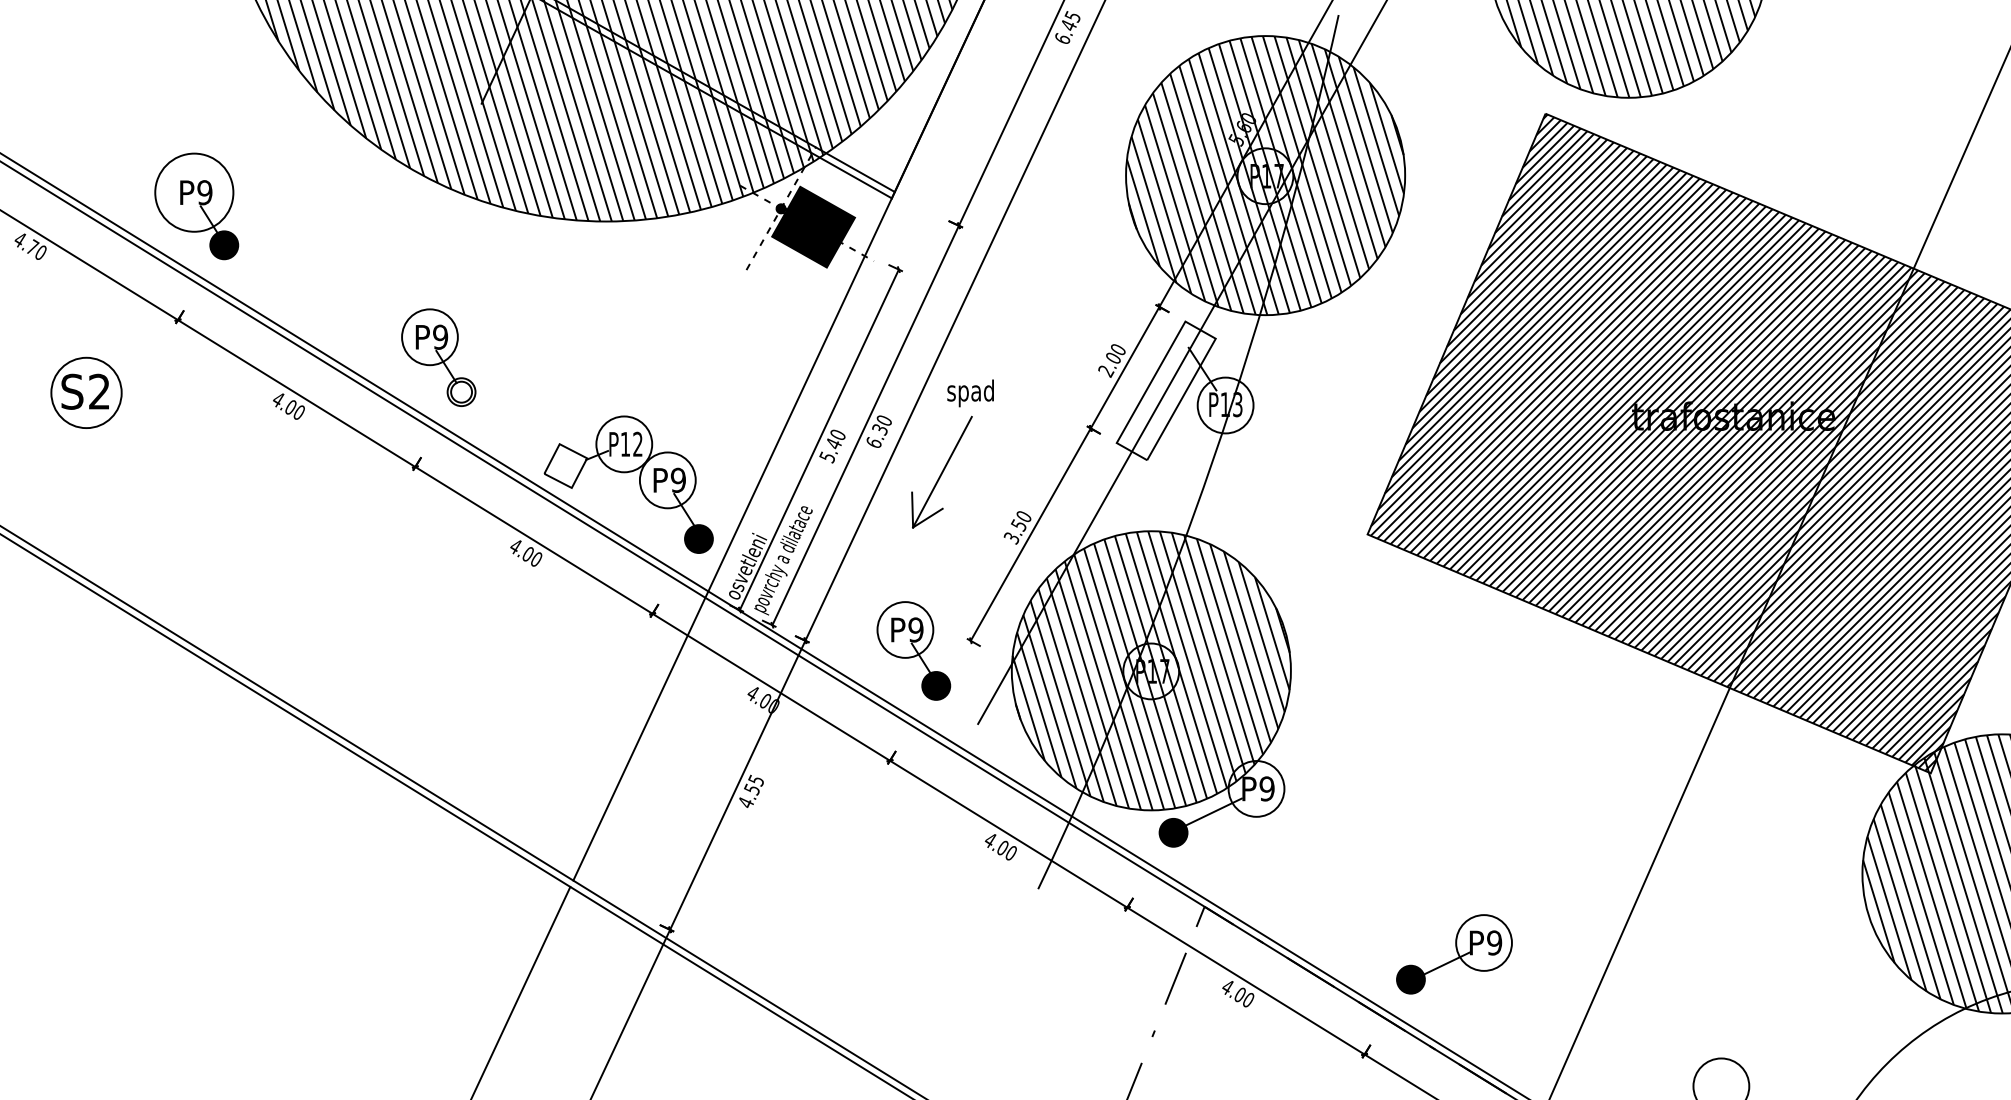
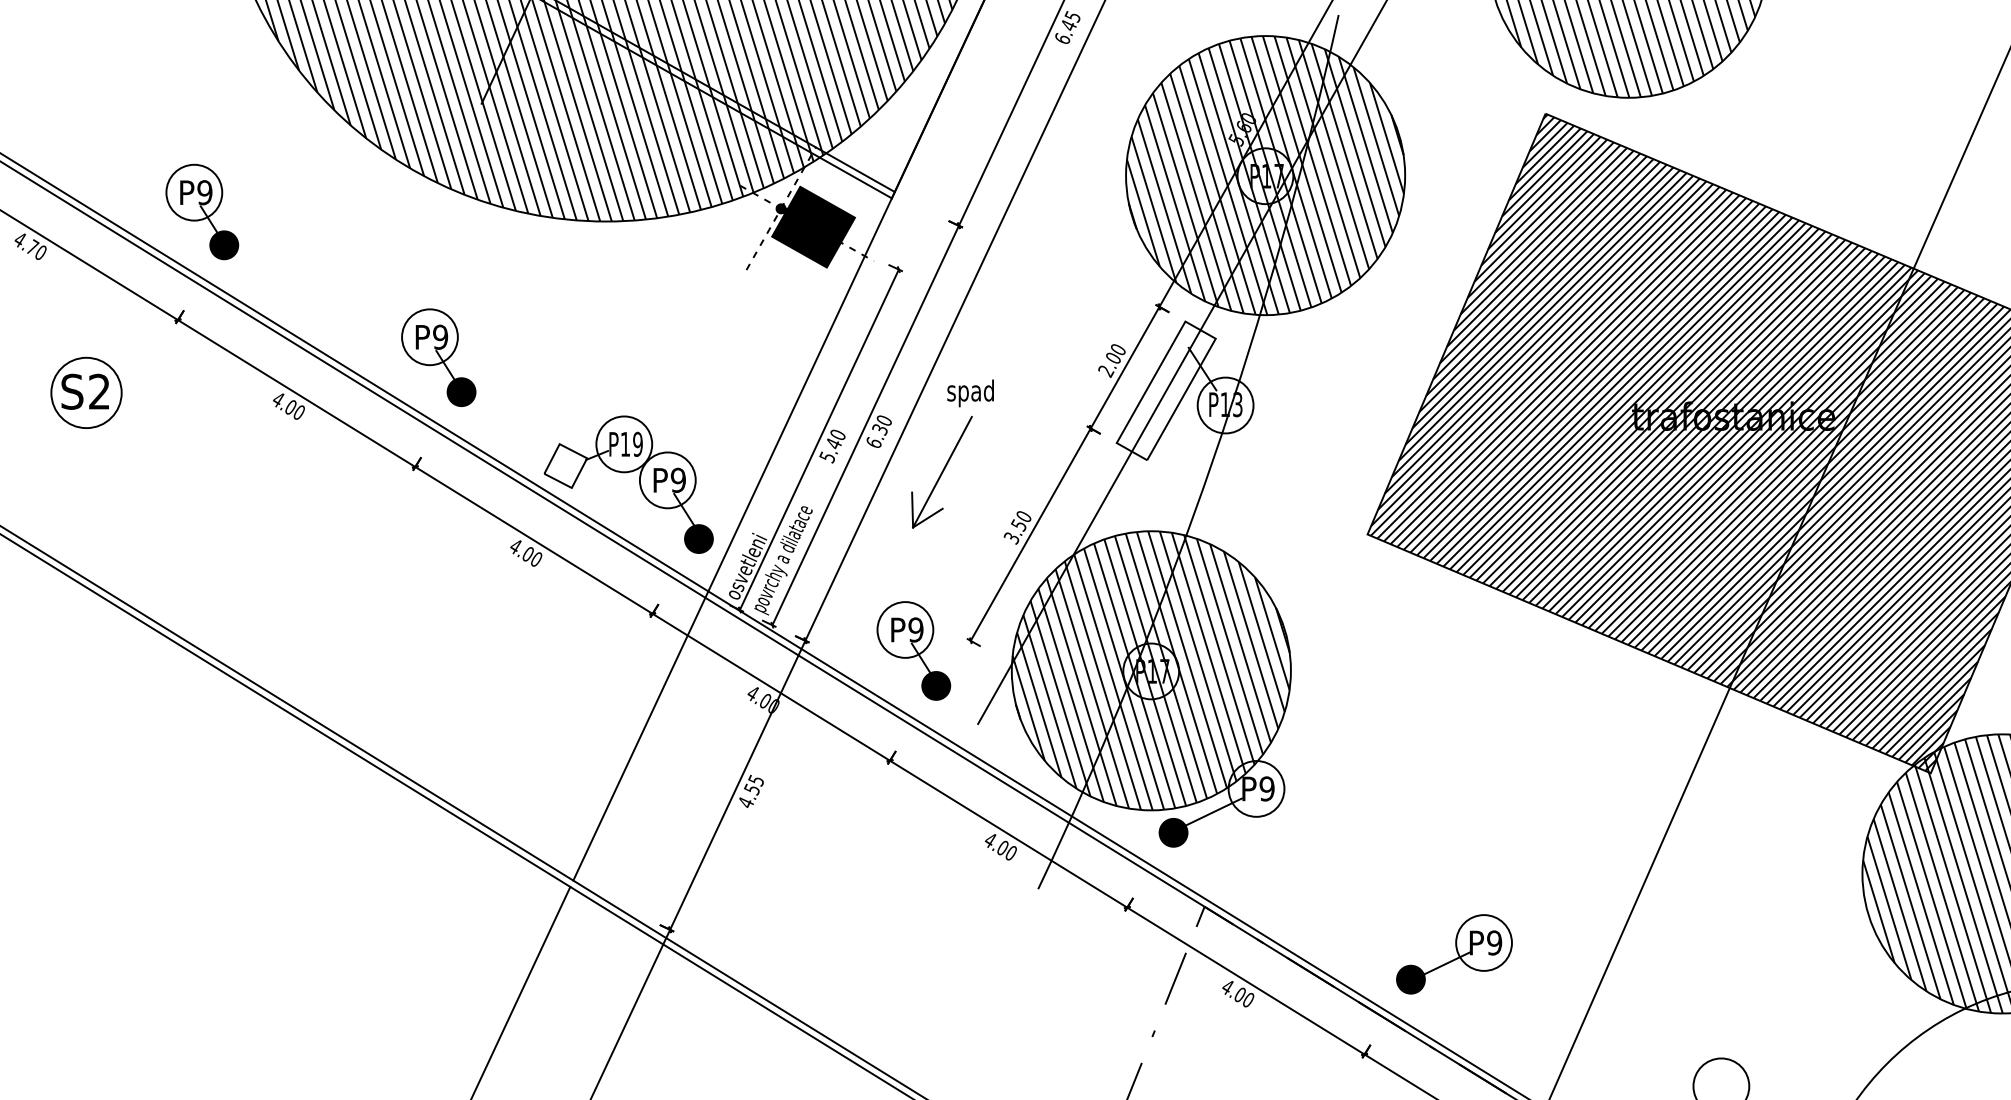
circle diameter: 78 px -> 56 px (194, 192)
fill: none -> present (461, 392)
text: P12 -> P19 (637, 443)
